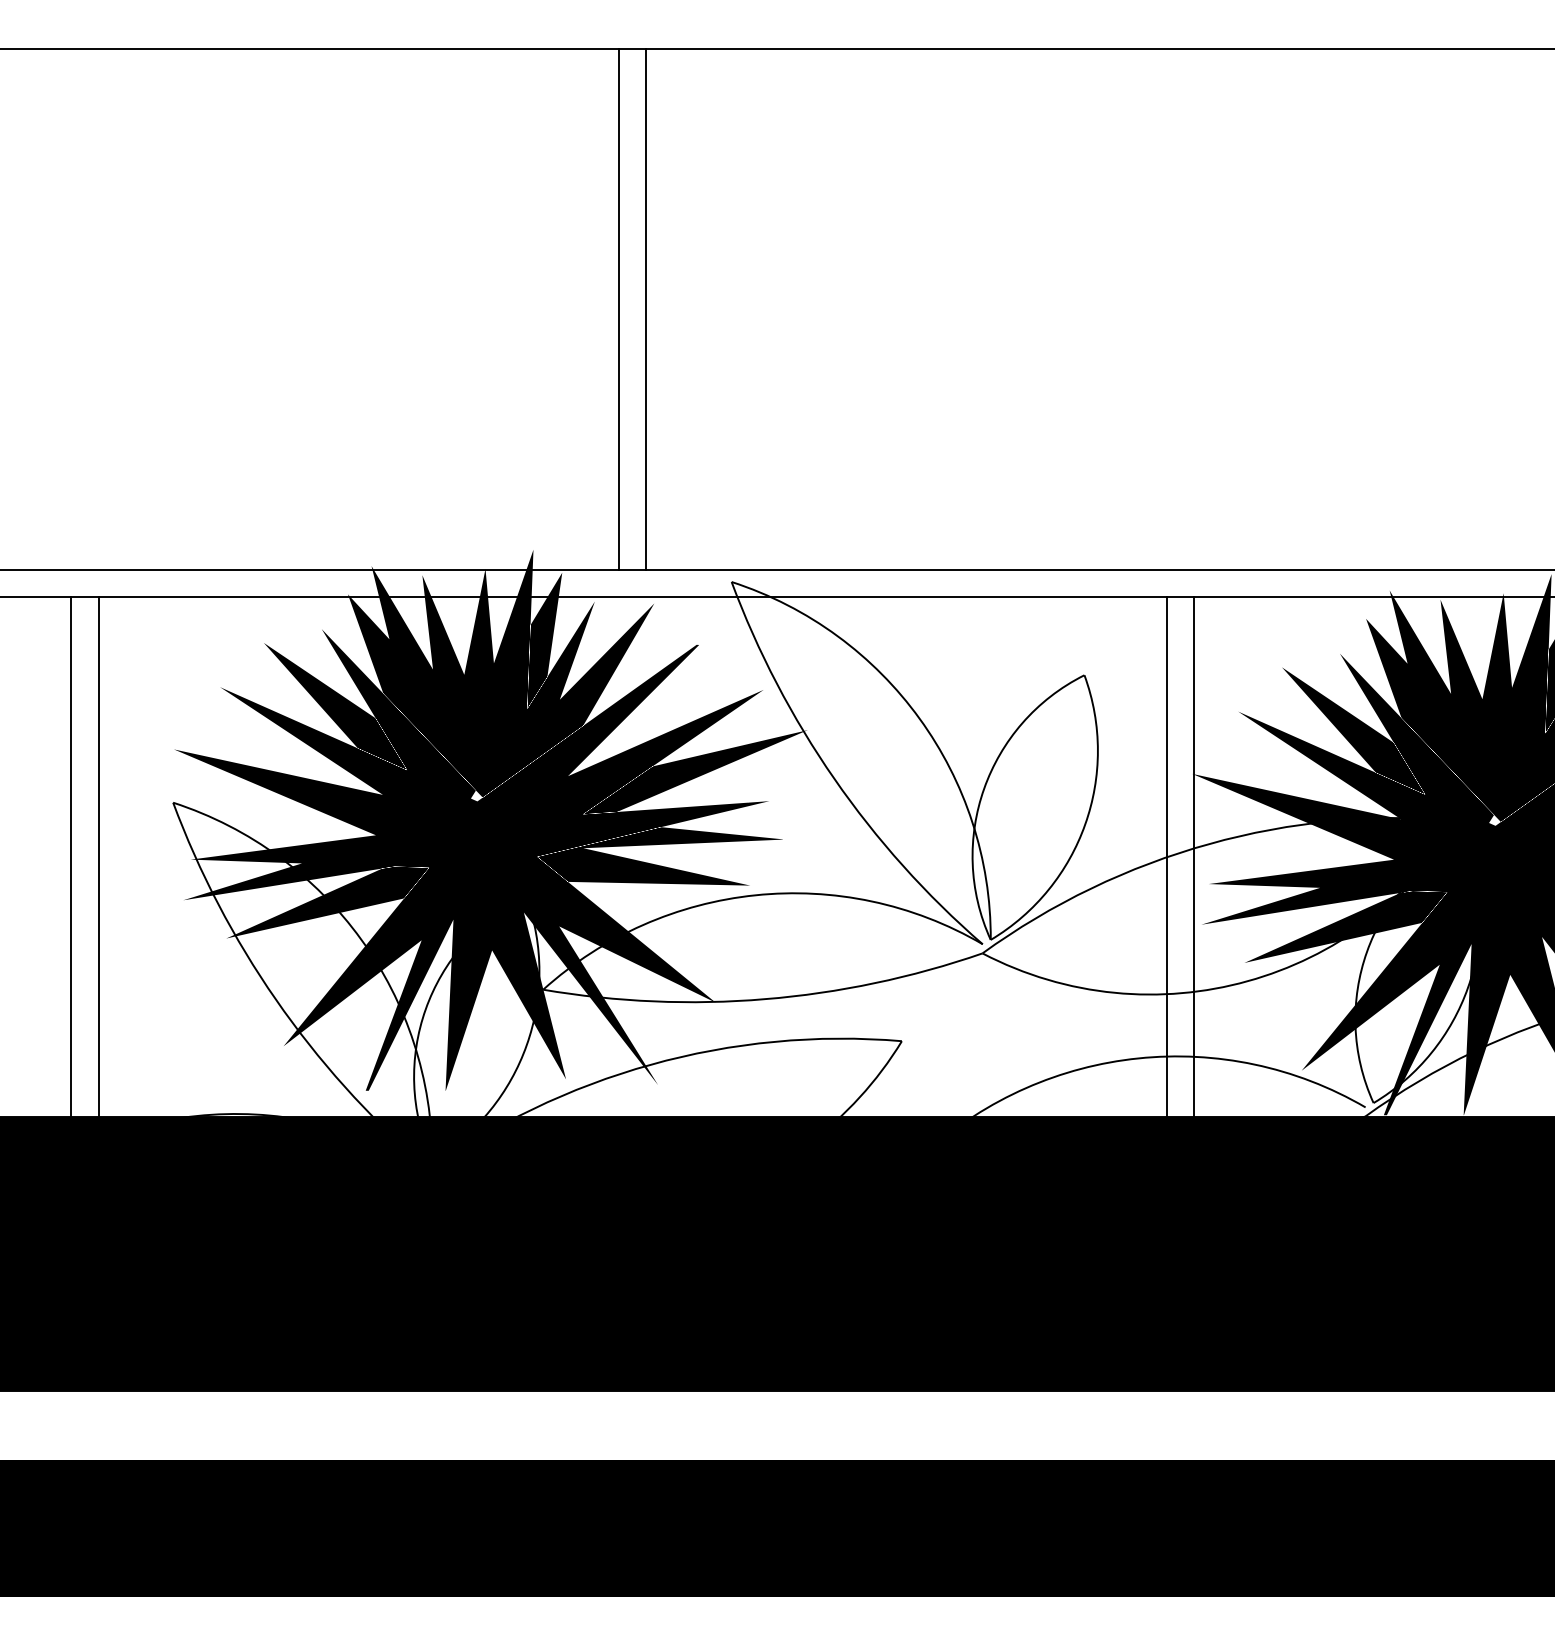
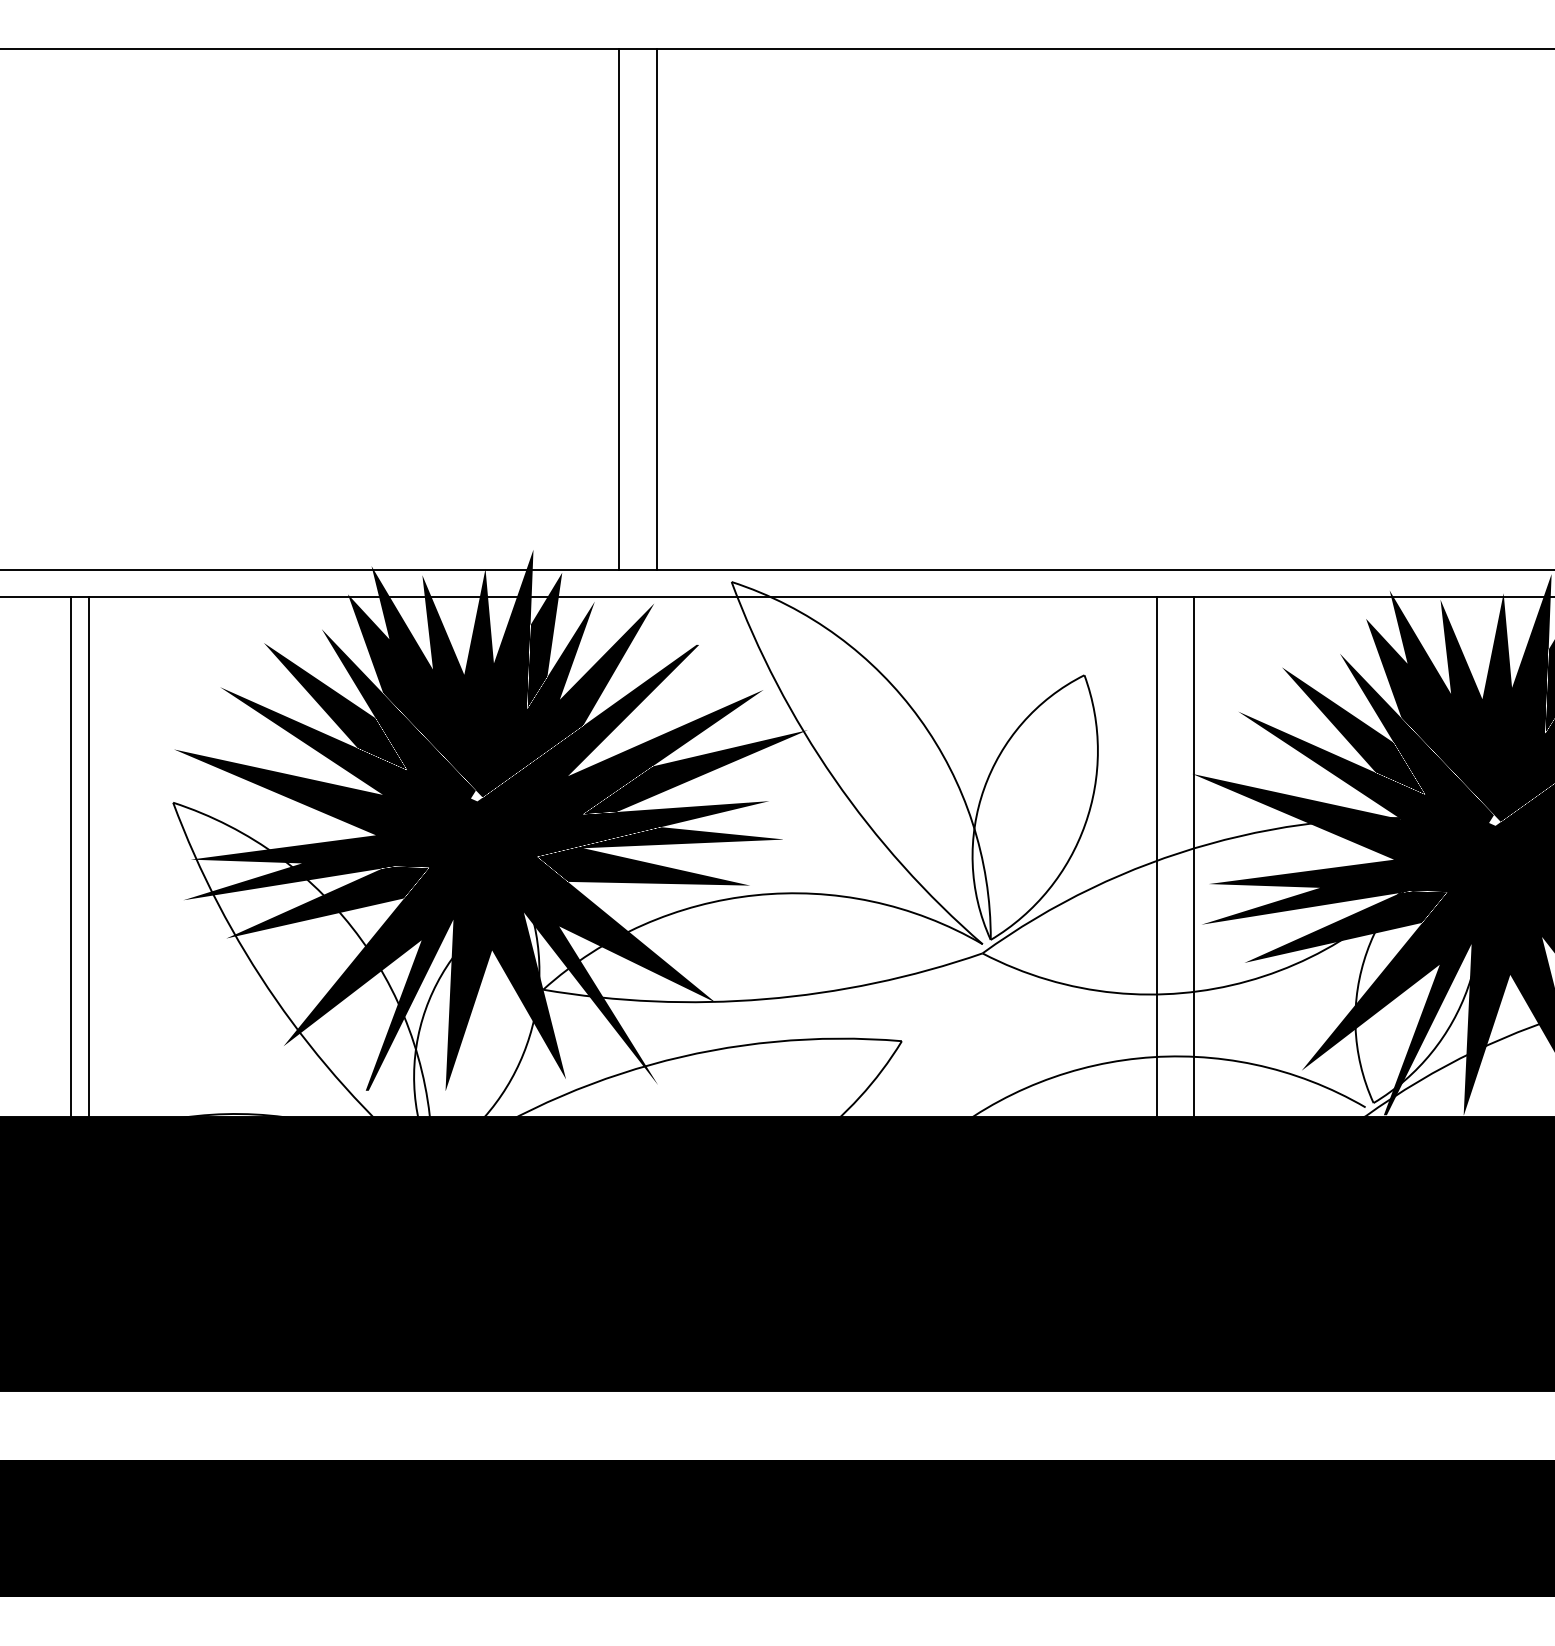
line position: (646, 309) -> (657, 309) (657, 309)
line position: (98, 857) -> (88, 857) (88, 857)
line position: (1166, 857) -> (1156, 857) (1156, 857)
